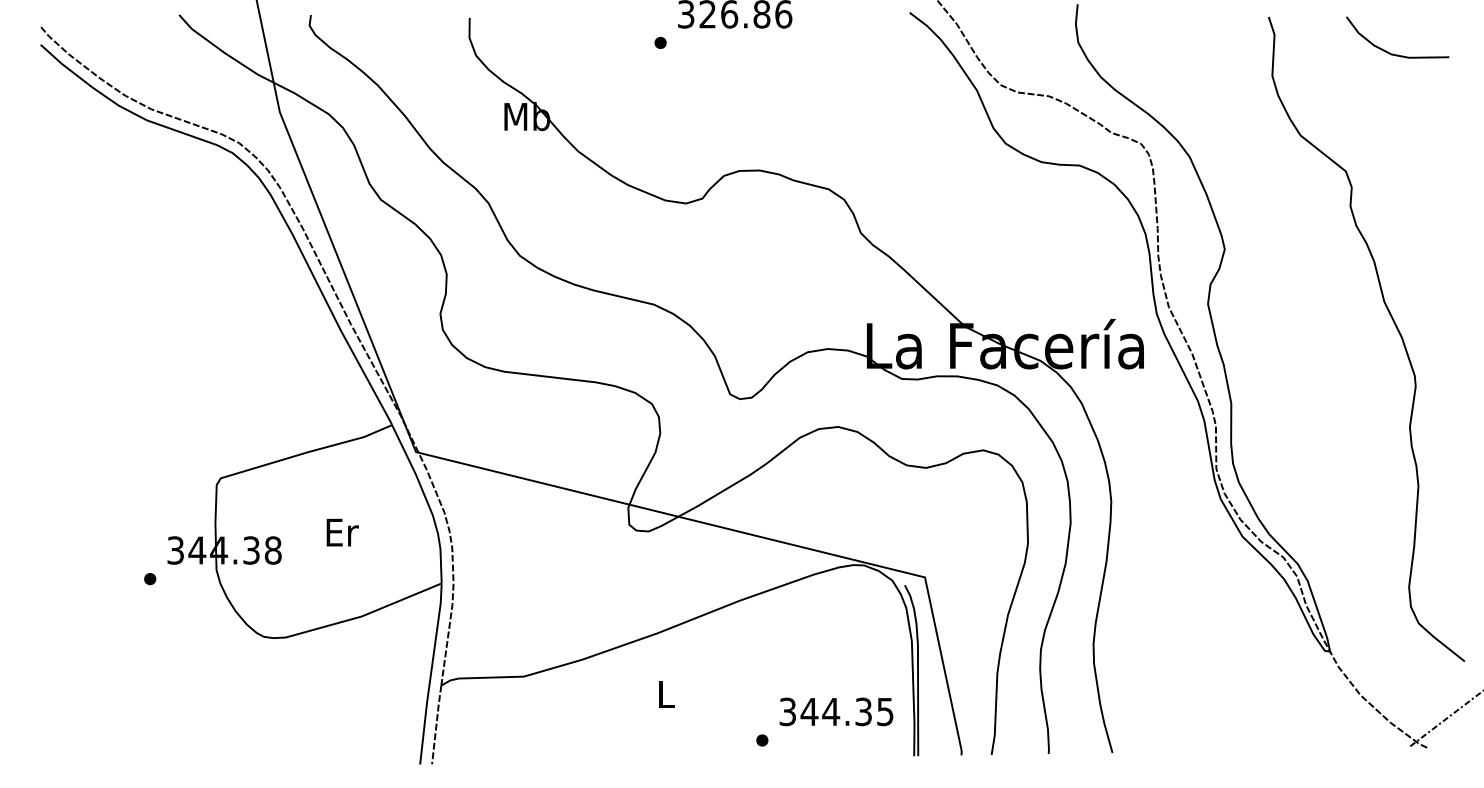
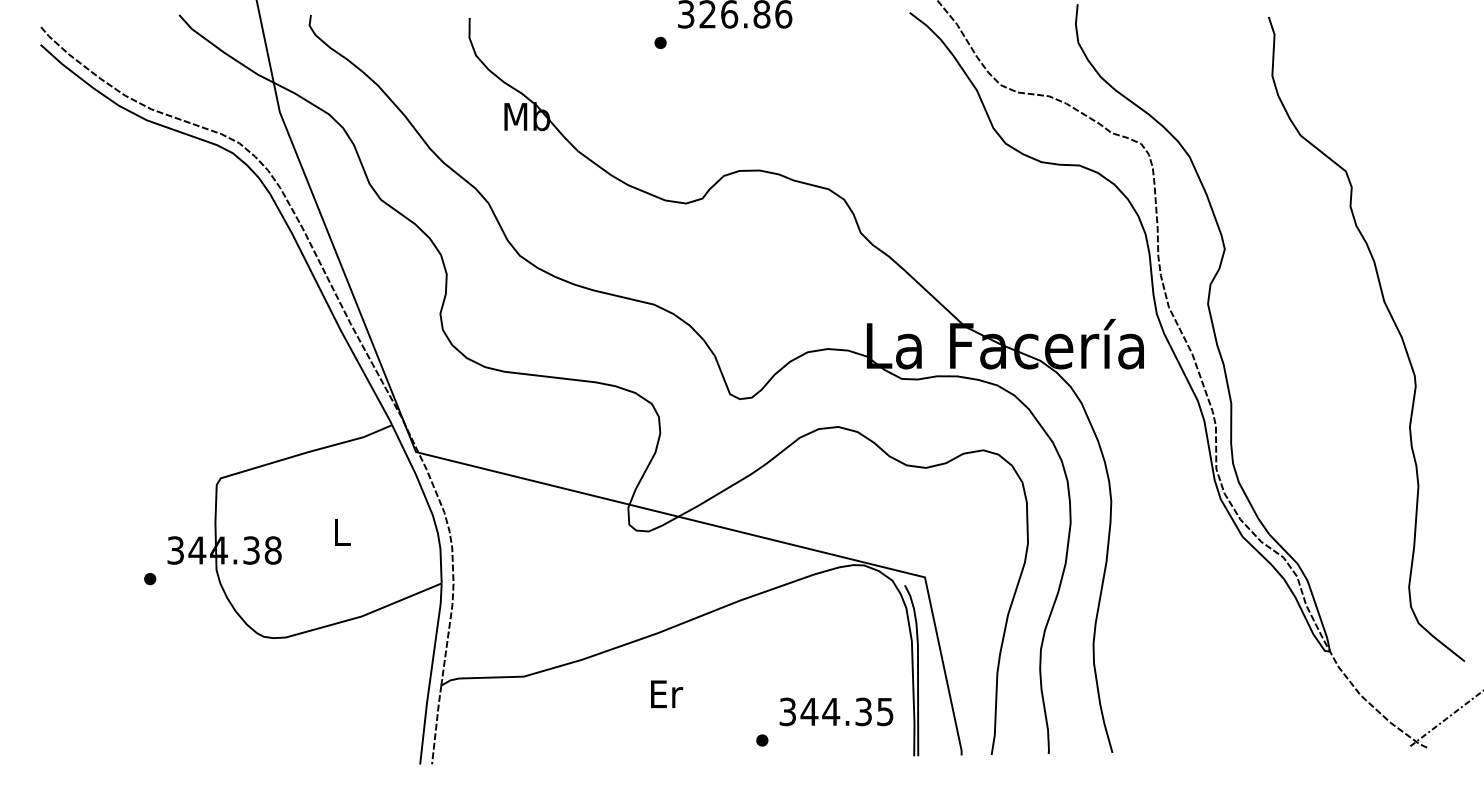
curve: present -> none (1393, 53)
text: Er -> L (342, 532)
text: L -> Er (667, 694)
